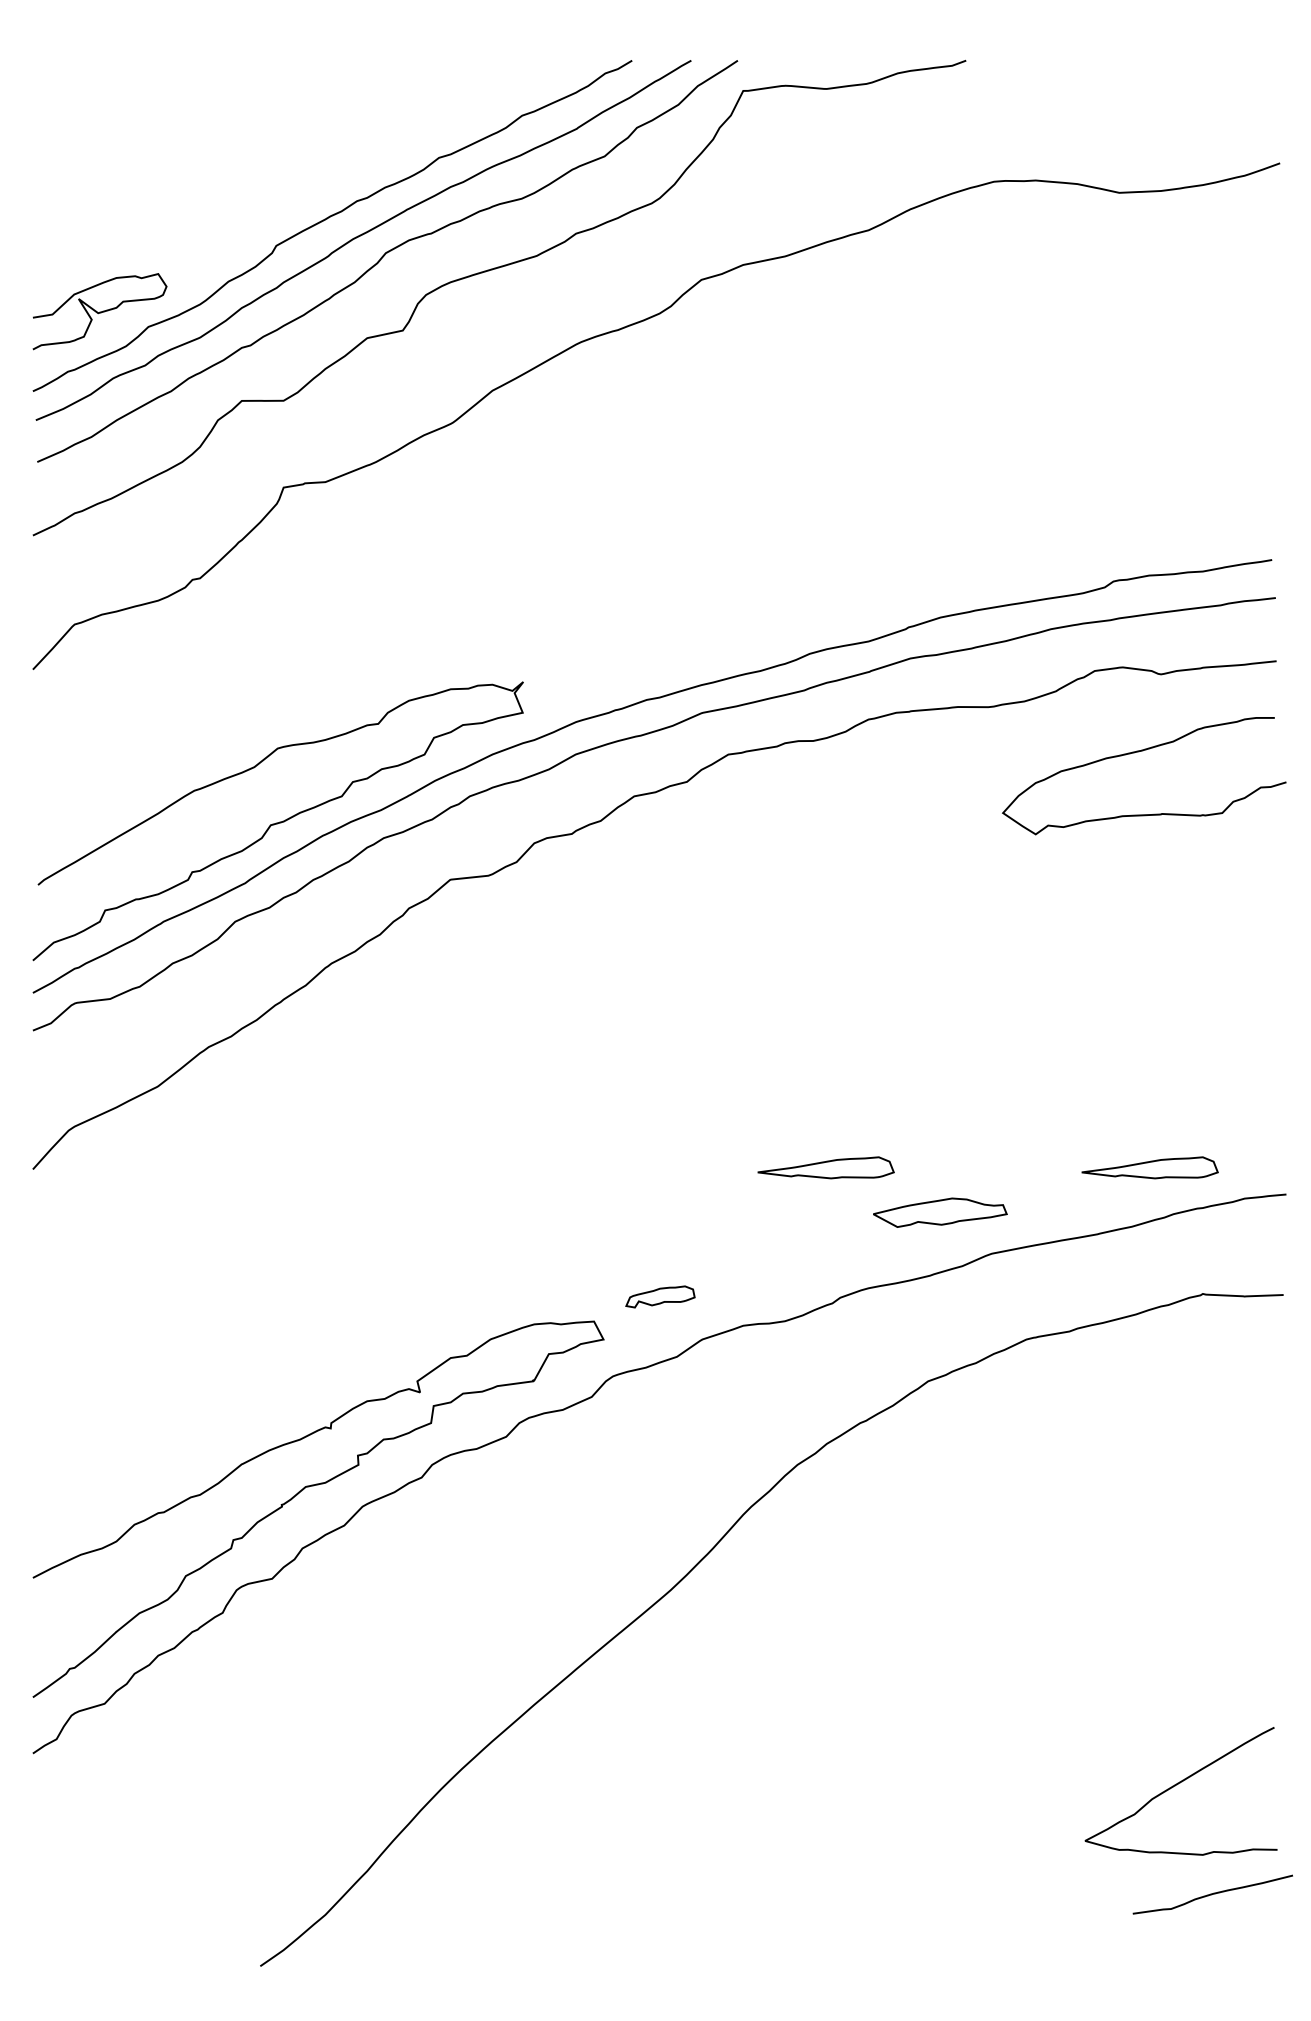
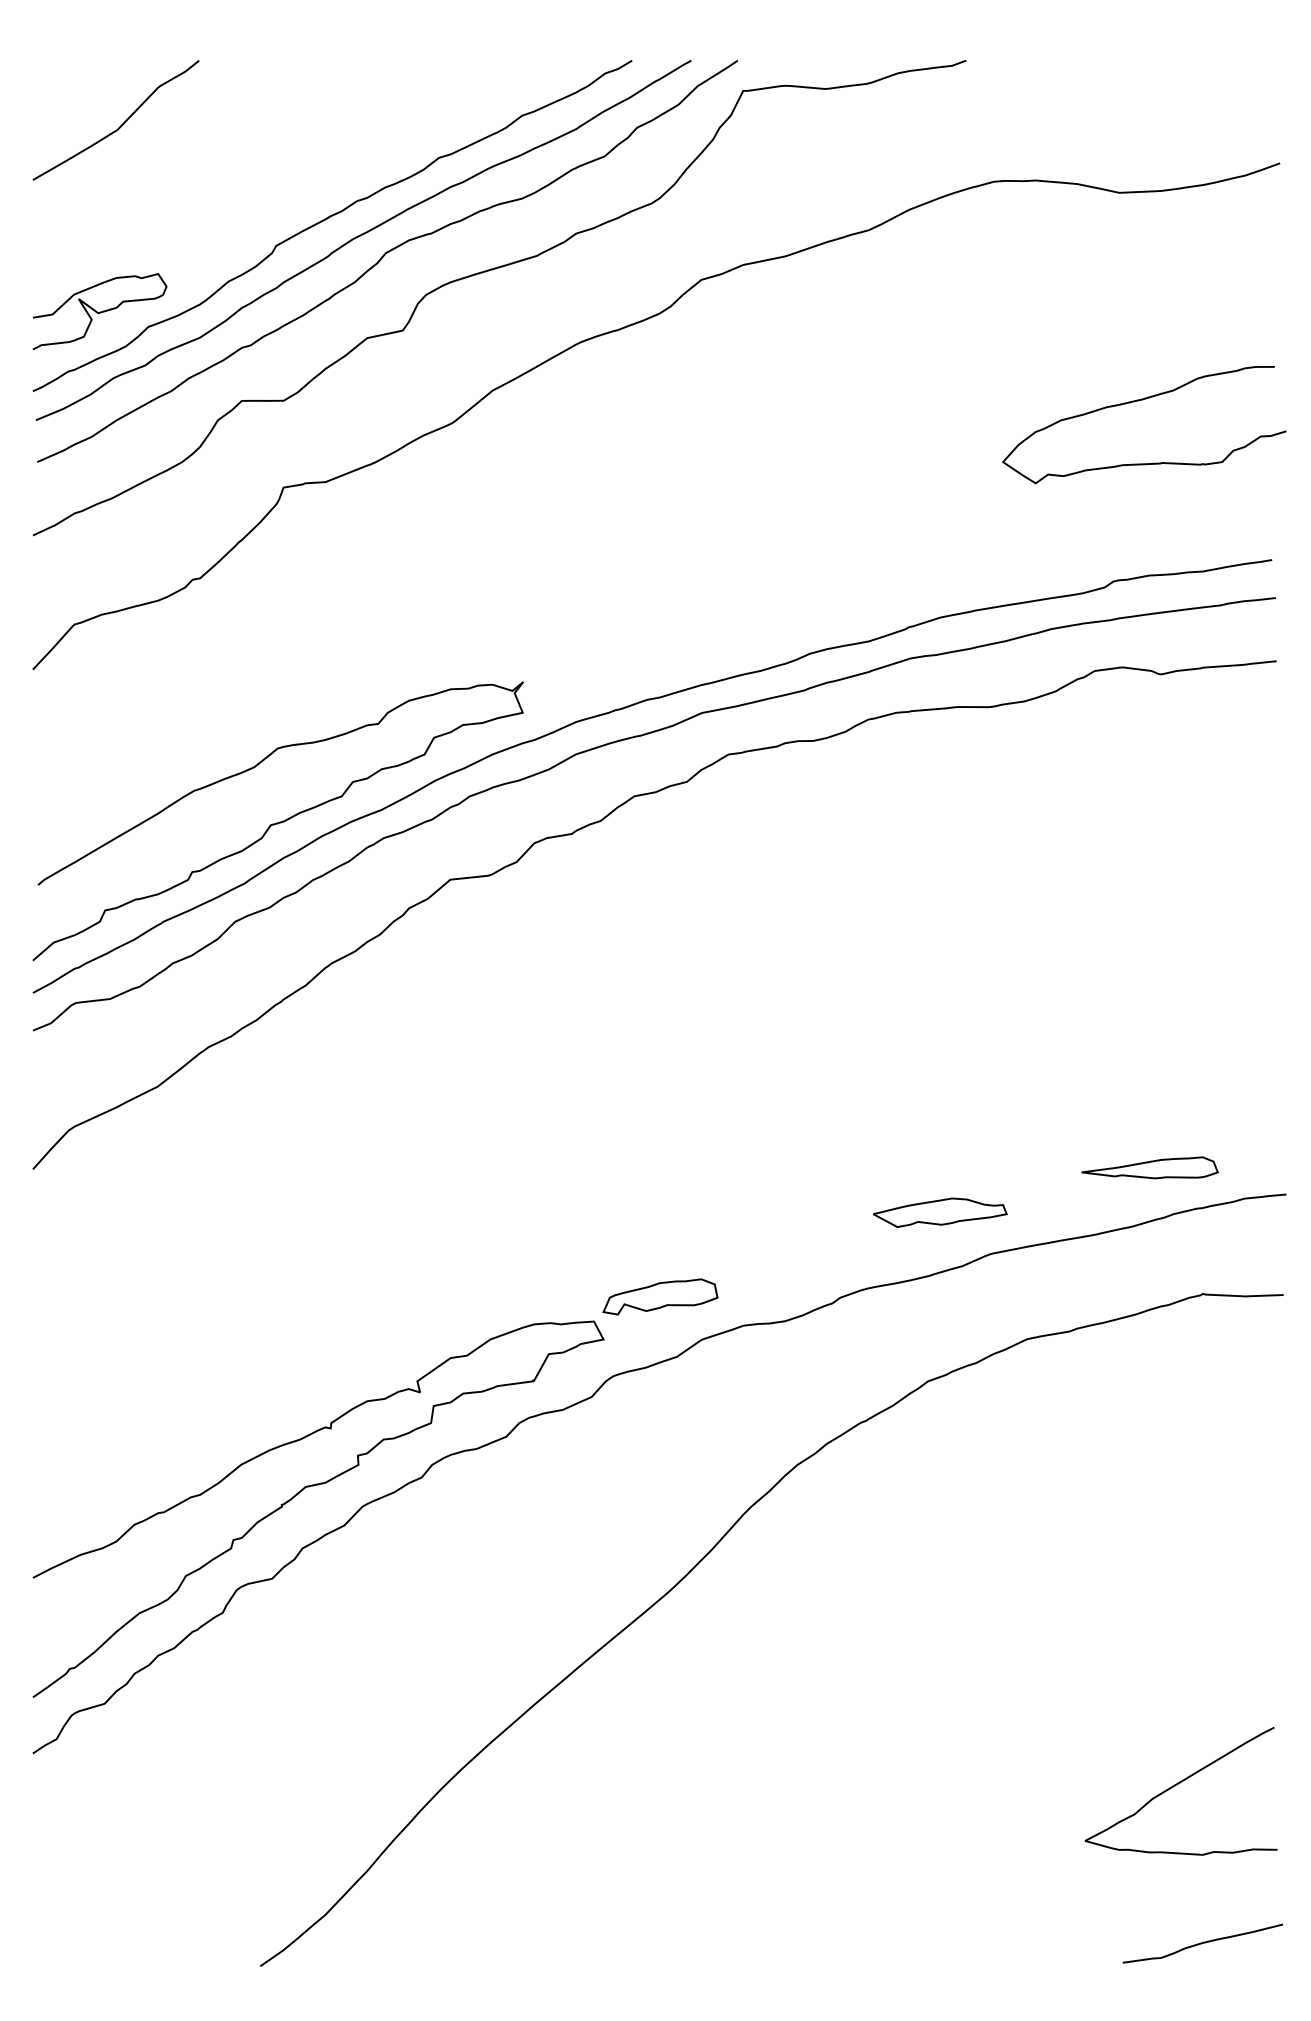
curve: none -> present (120, 125)
curve position: (1138, 752) -> (1138, 401) (1138, 401)
part: present -> none (825, 1167)
part size: 71x24 px -> 117x38 px (660, 1296)
curve position: (1212, 1894) -> (1202, 1943) (1202, 1943)
